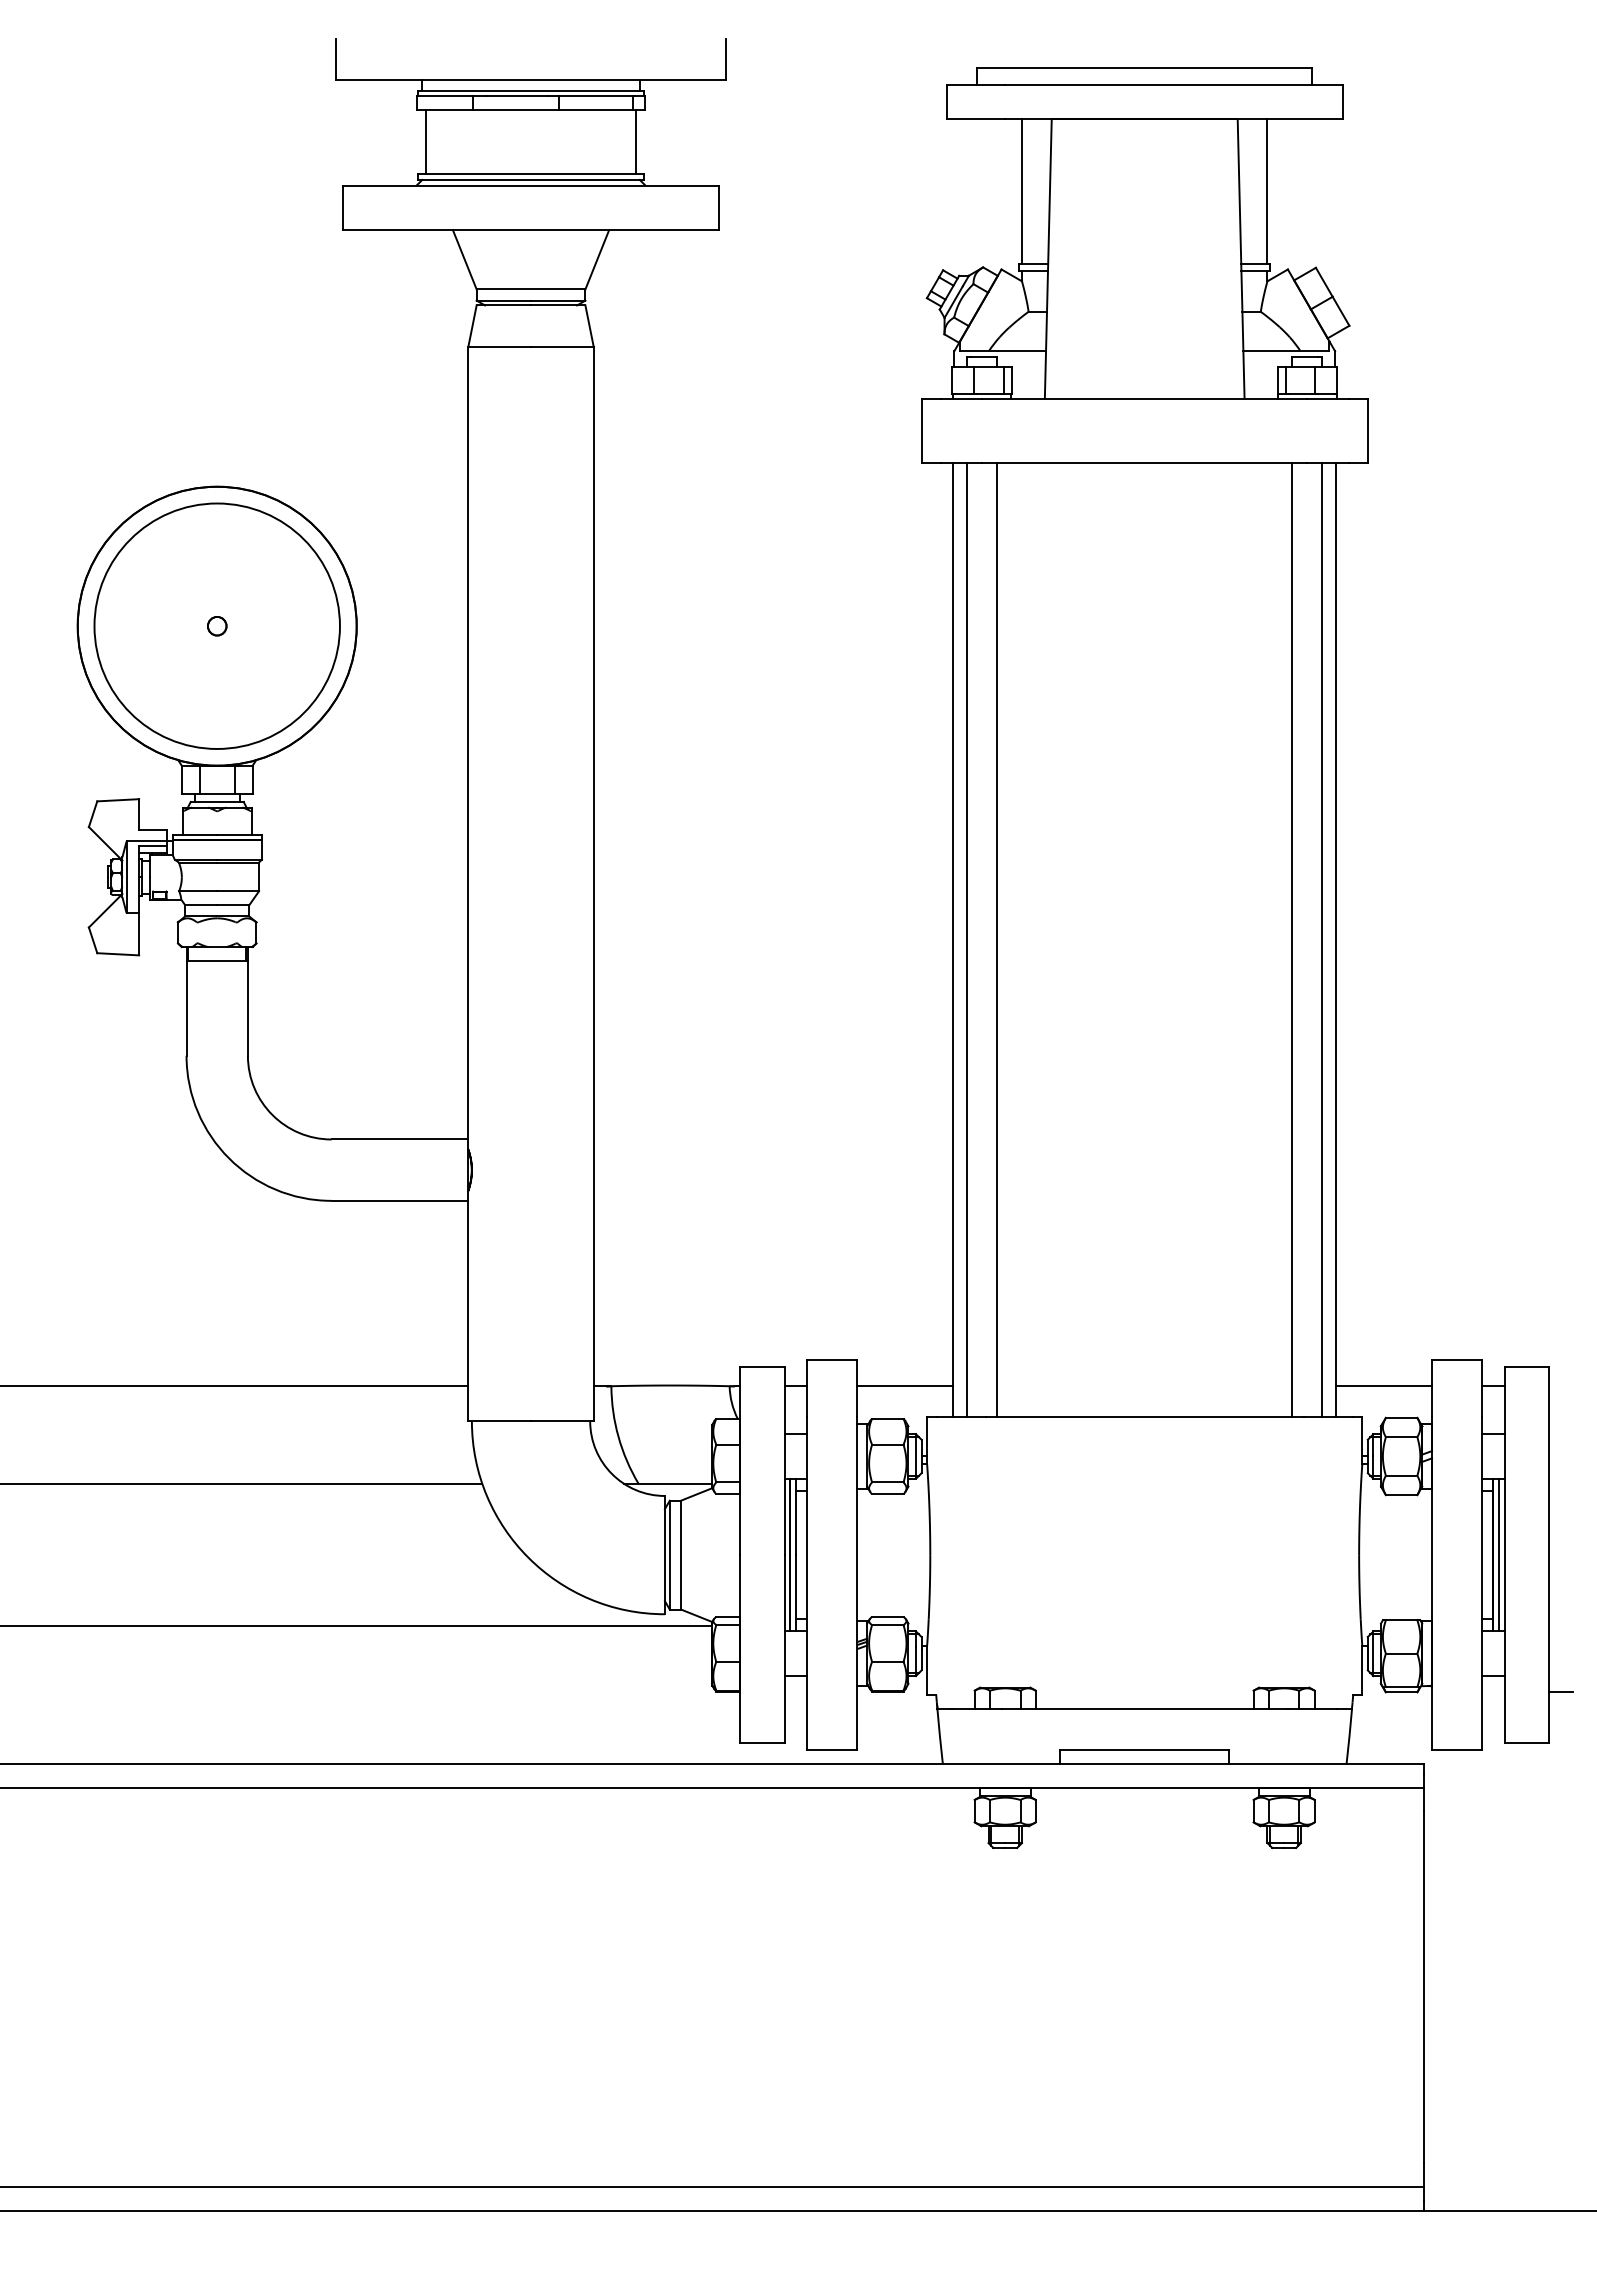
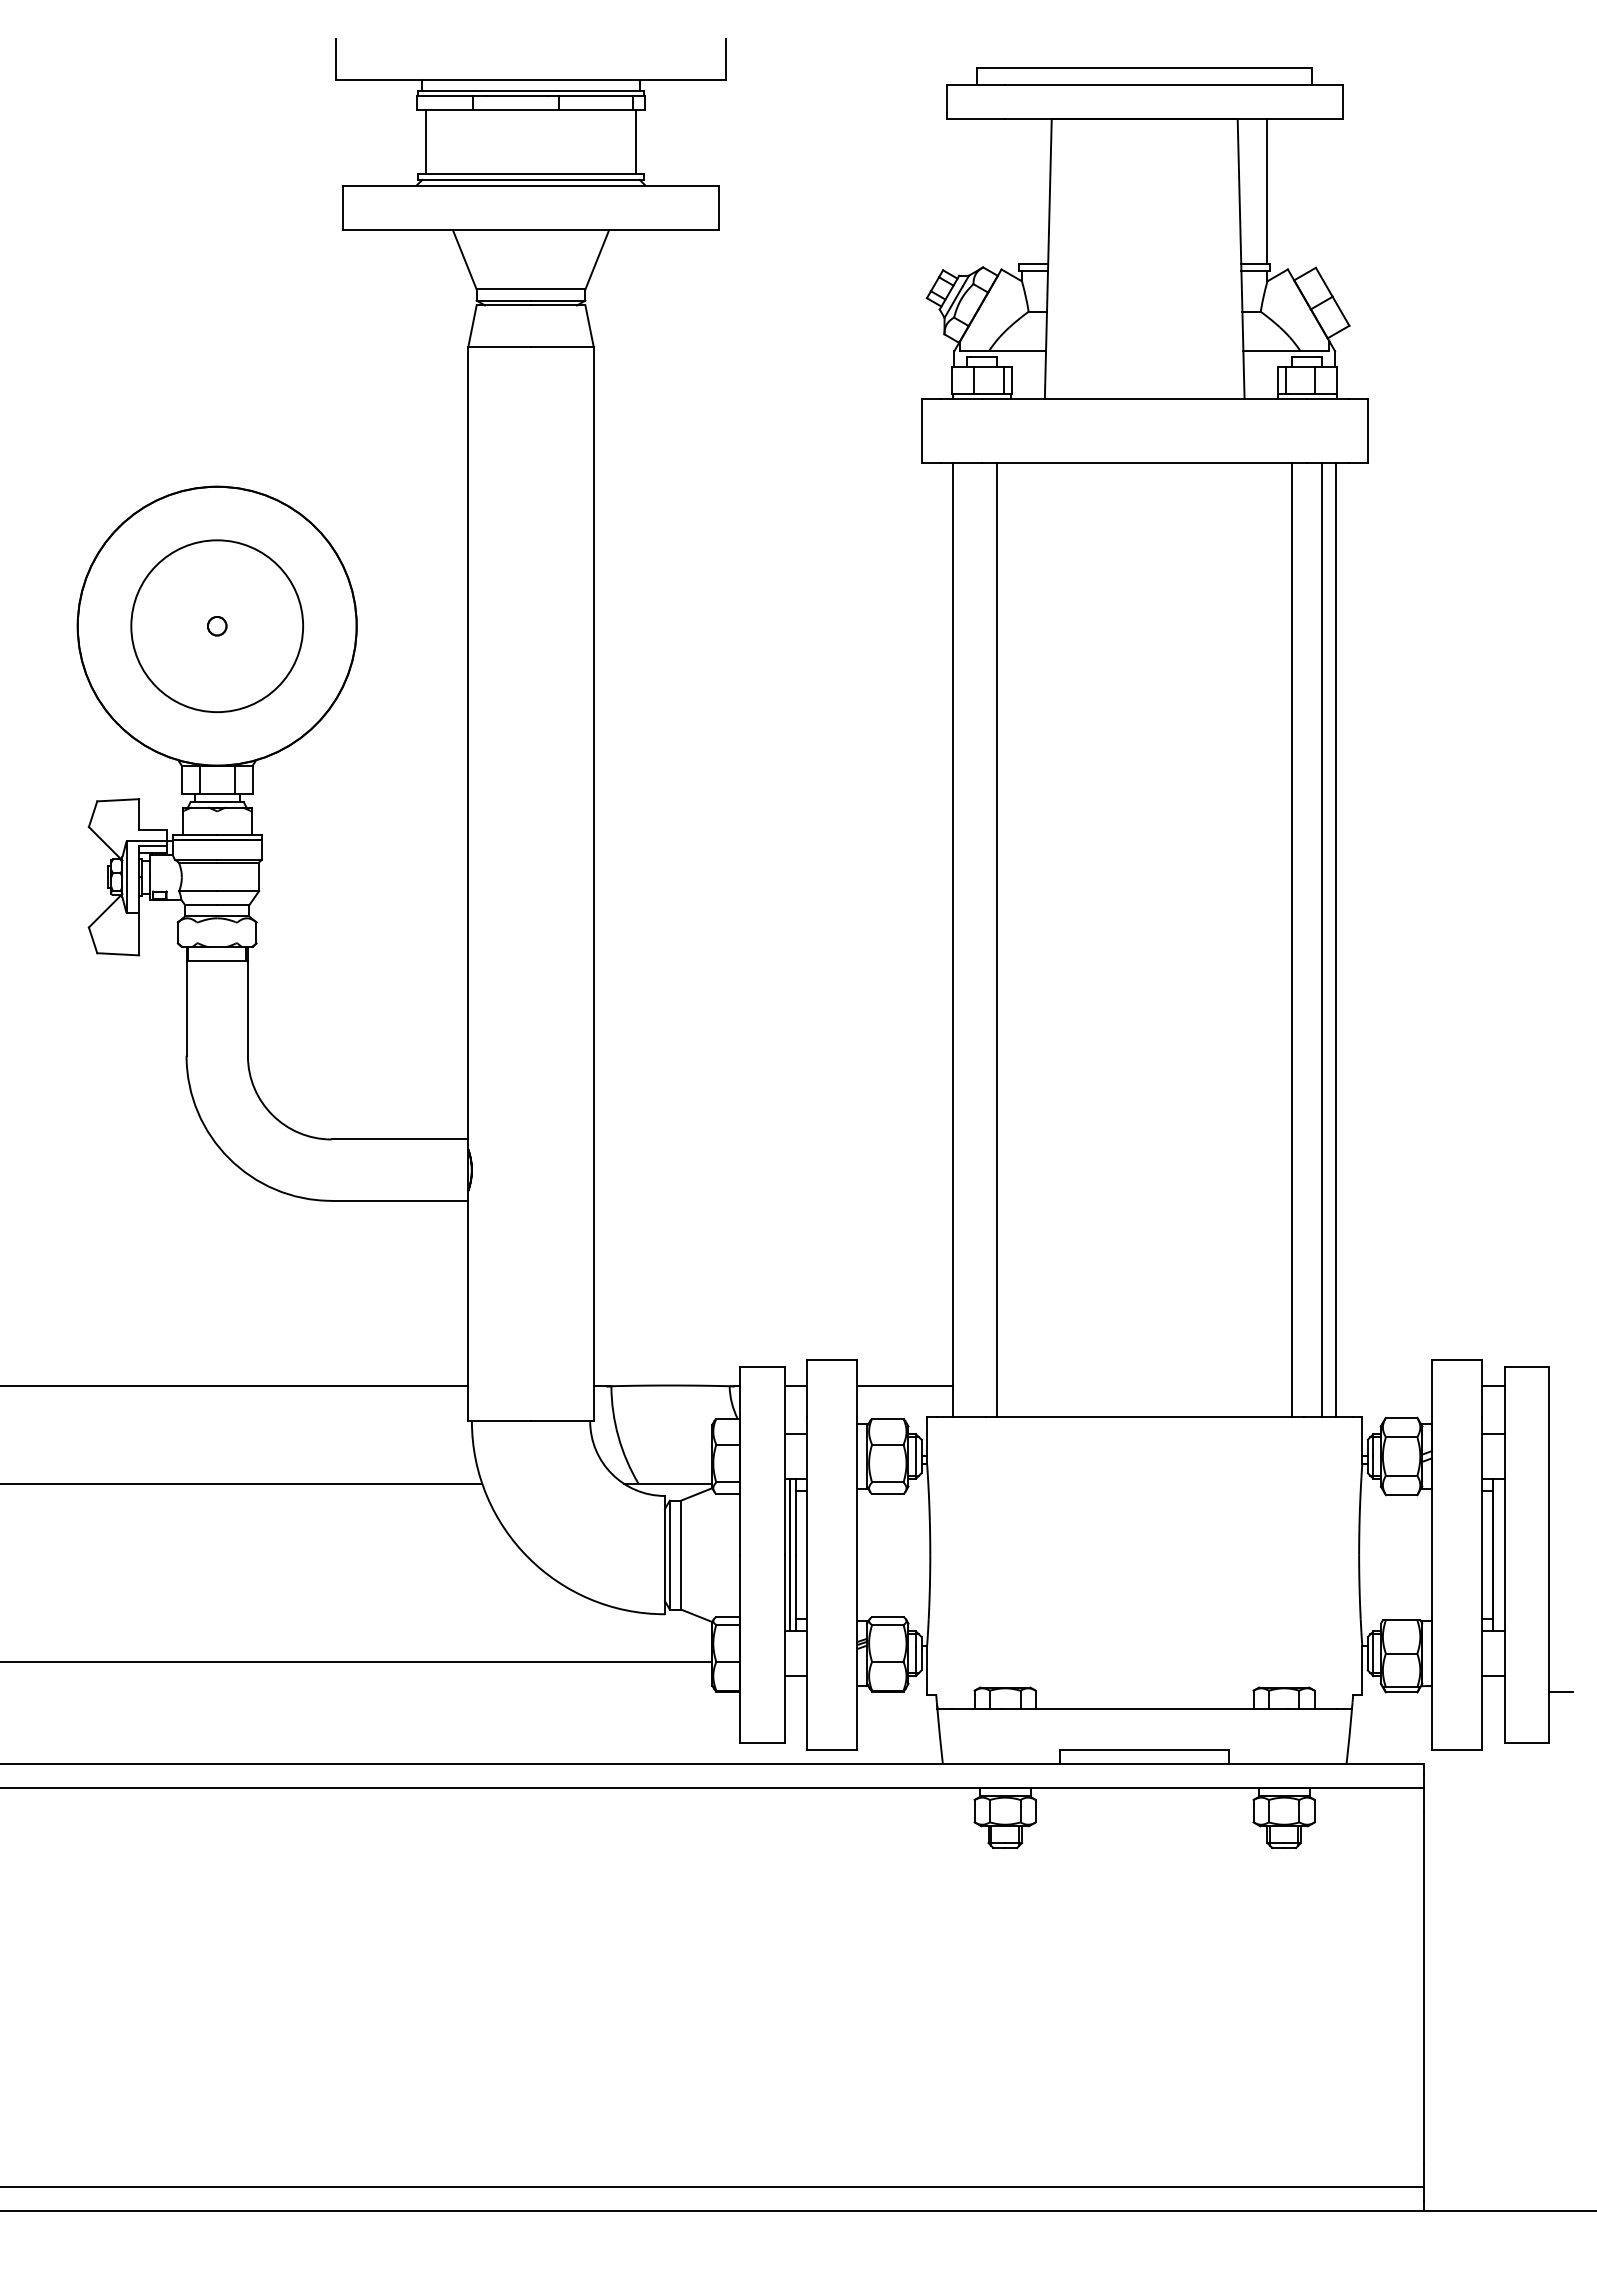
line: present -> none (1021, 191)
circle diameter: 245 px -> 172 px (217, 626)
line: present -> none (966, 939)
line: present -> none (1384, 1386)
line: present -> none (1498, 1554)
line position: (357, 1626) -> (357, 1662) (357, 1662)
